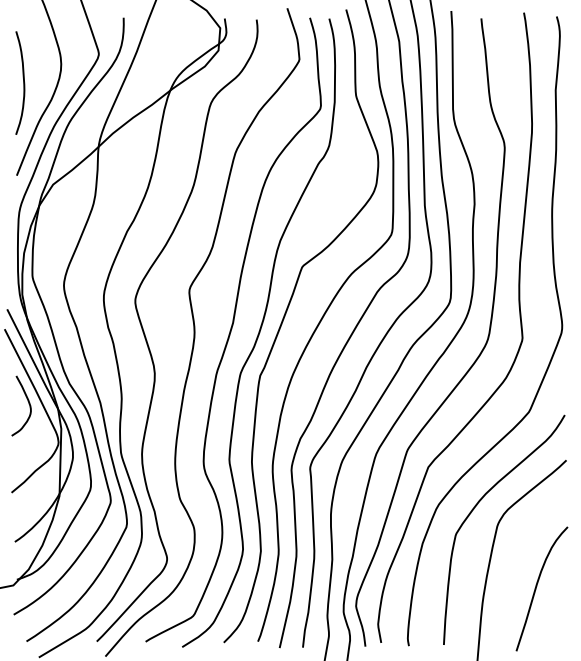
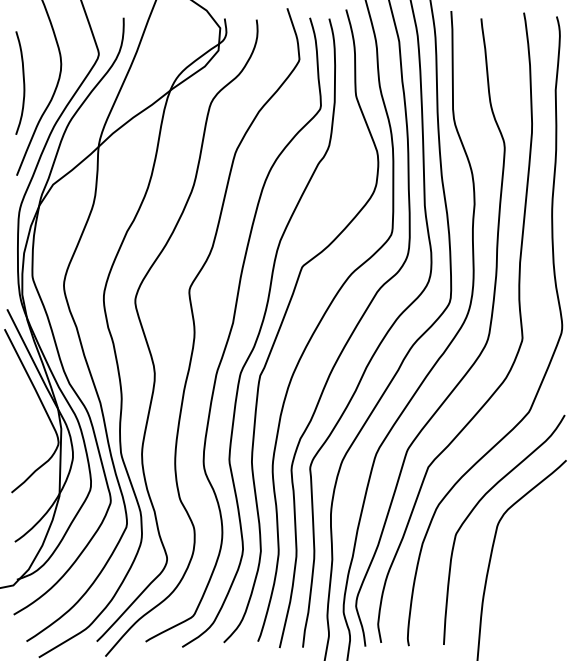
curve: present -> none (28, 404)
curve: present -> none (537, 586)
